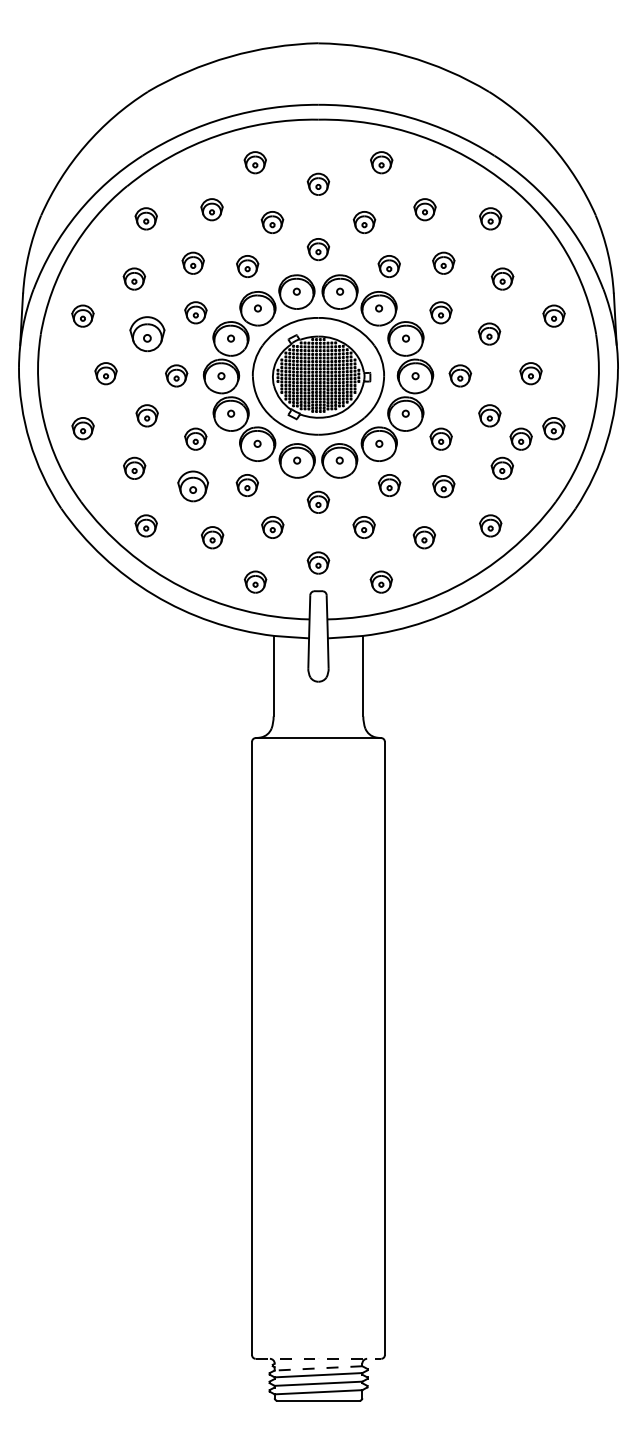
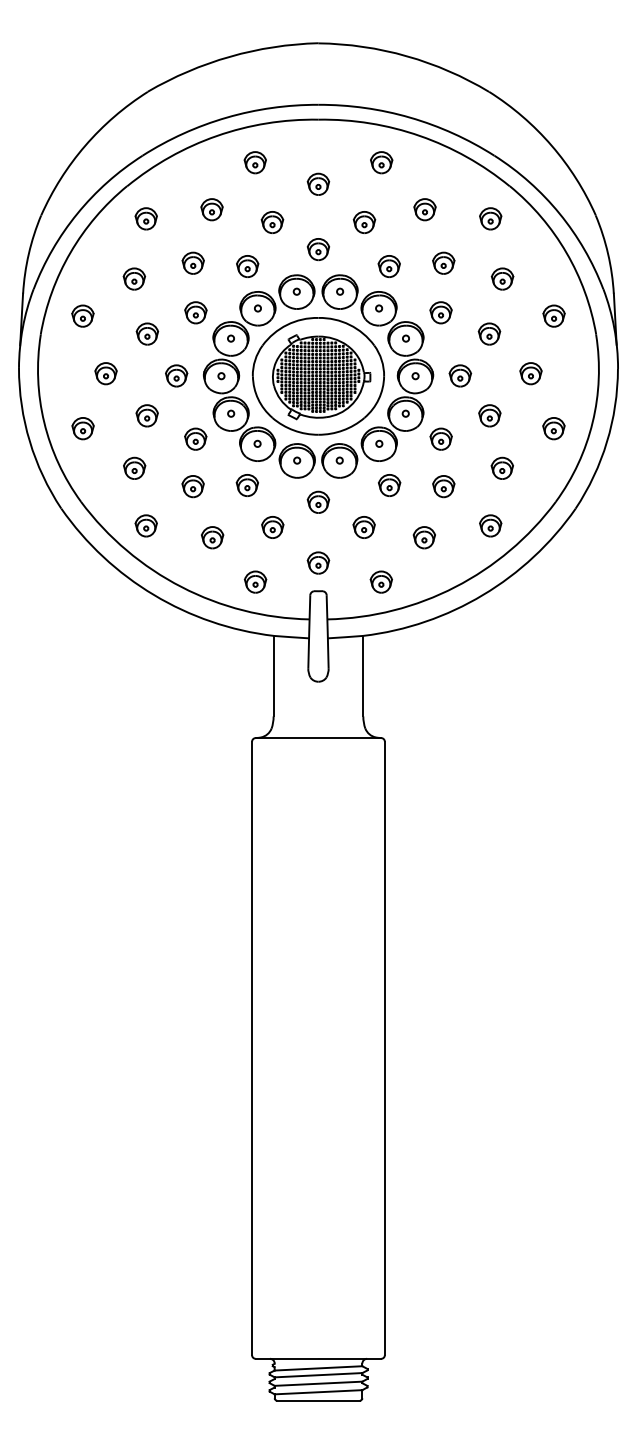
part size: 37x37 px -> 25x24 px (147, 333)
part: present -> none (520, 438)
part size: 32x33 px -> 24x24 px (192, 486)
line: dashed -> solid (318, 1358)
line: dashed -> solid (318, 1368)
